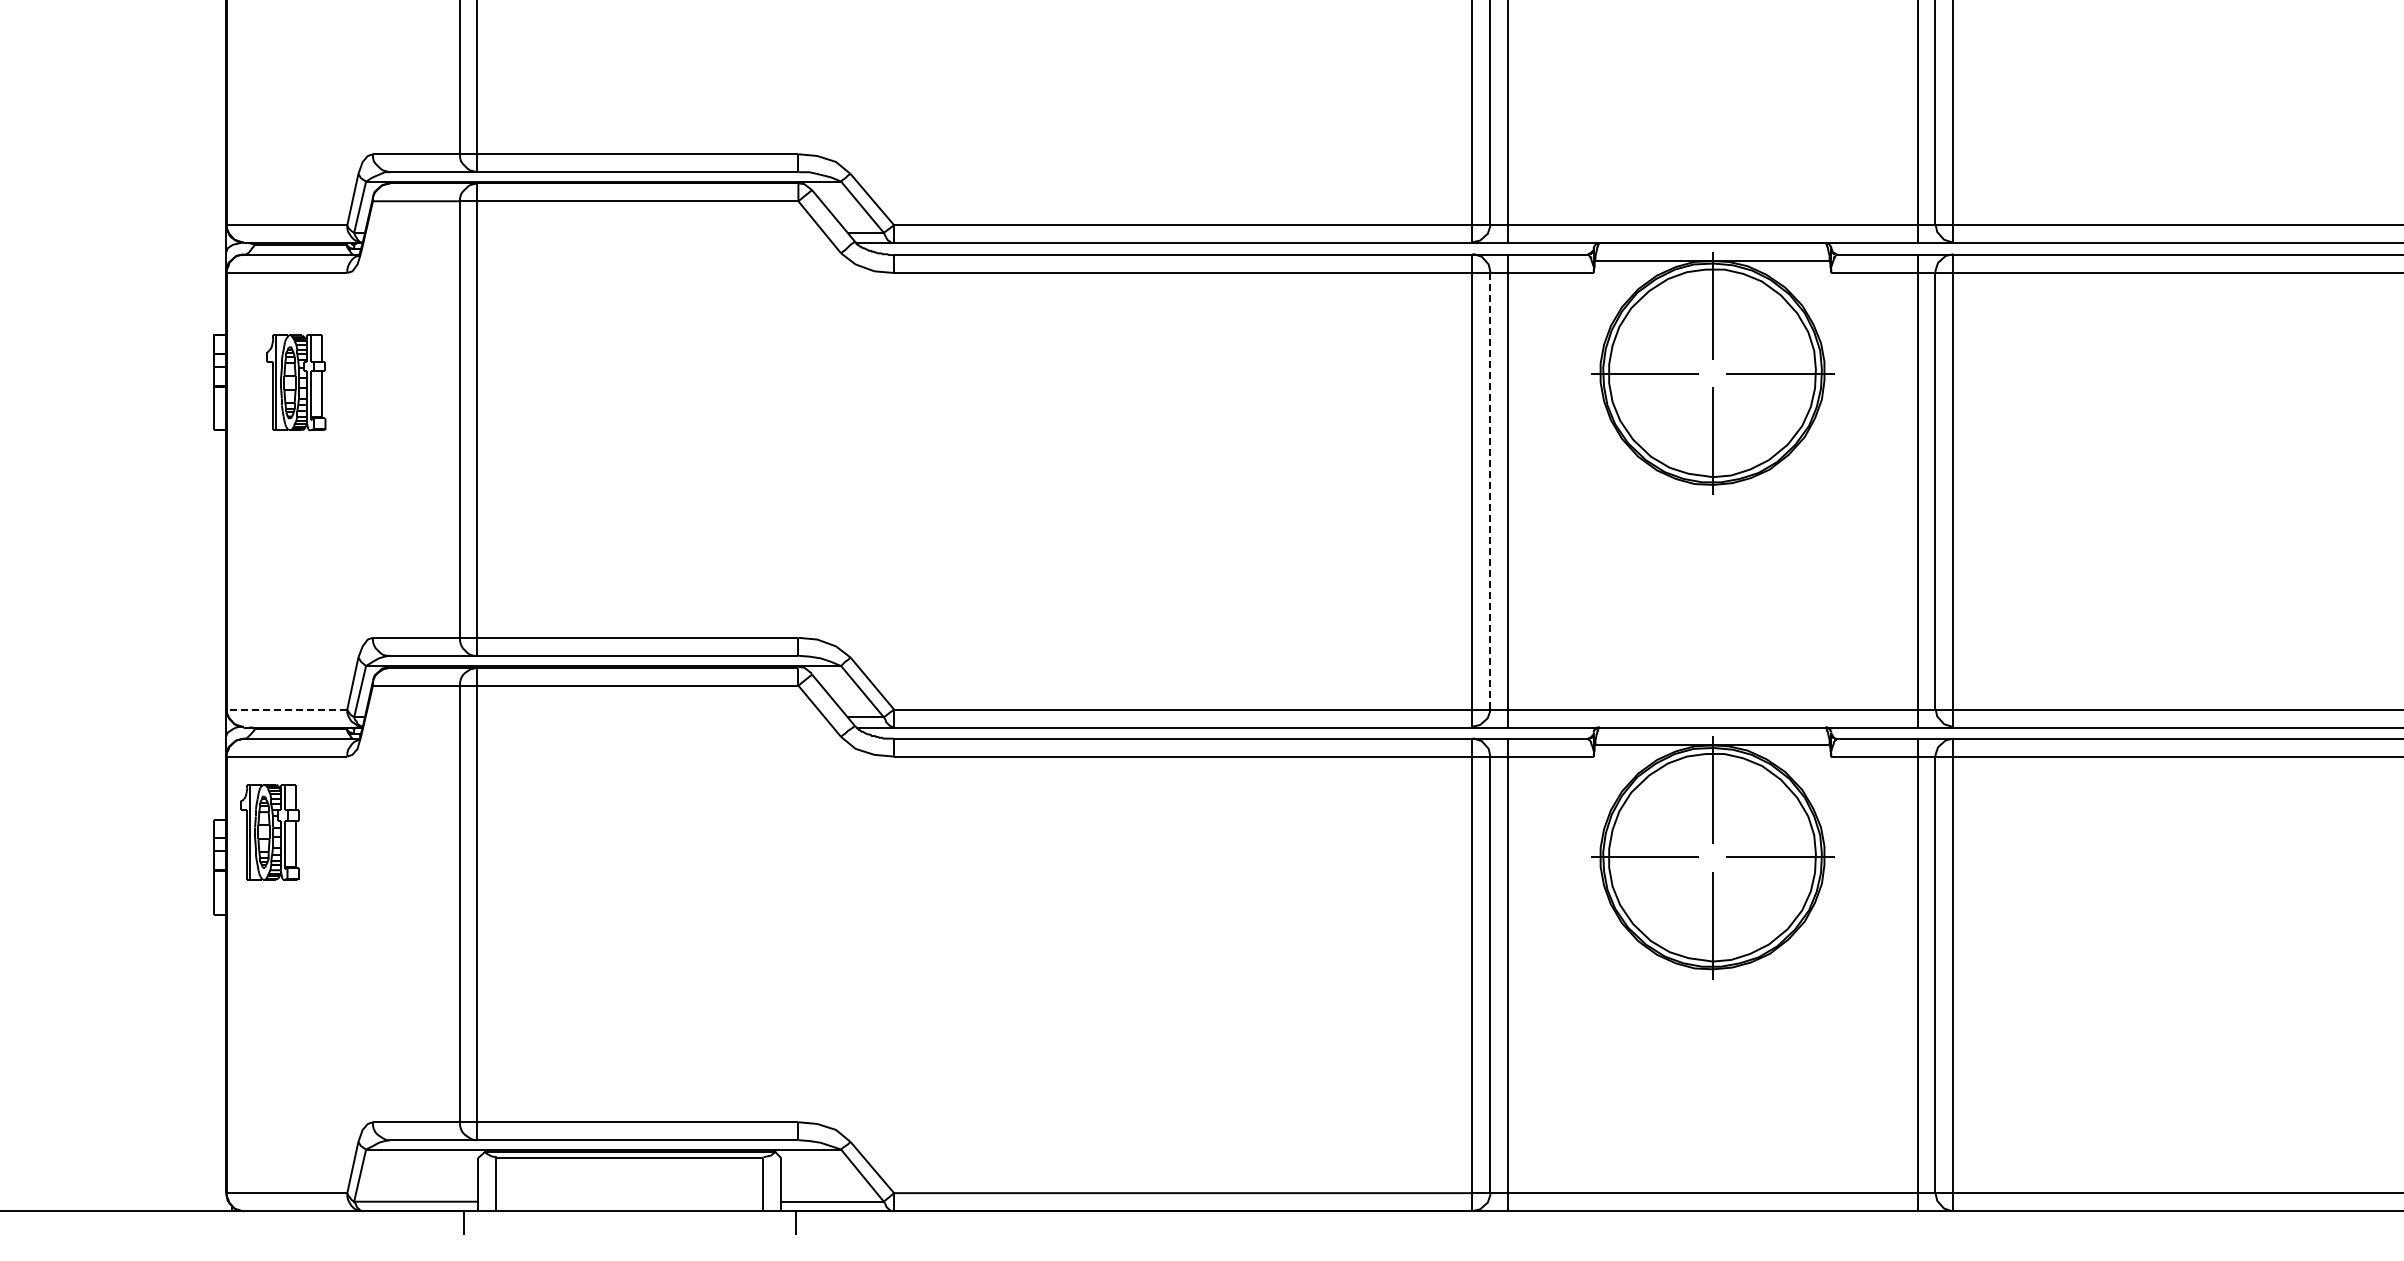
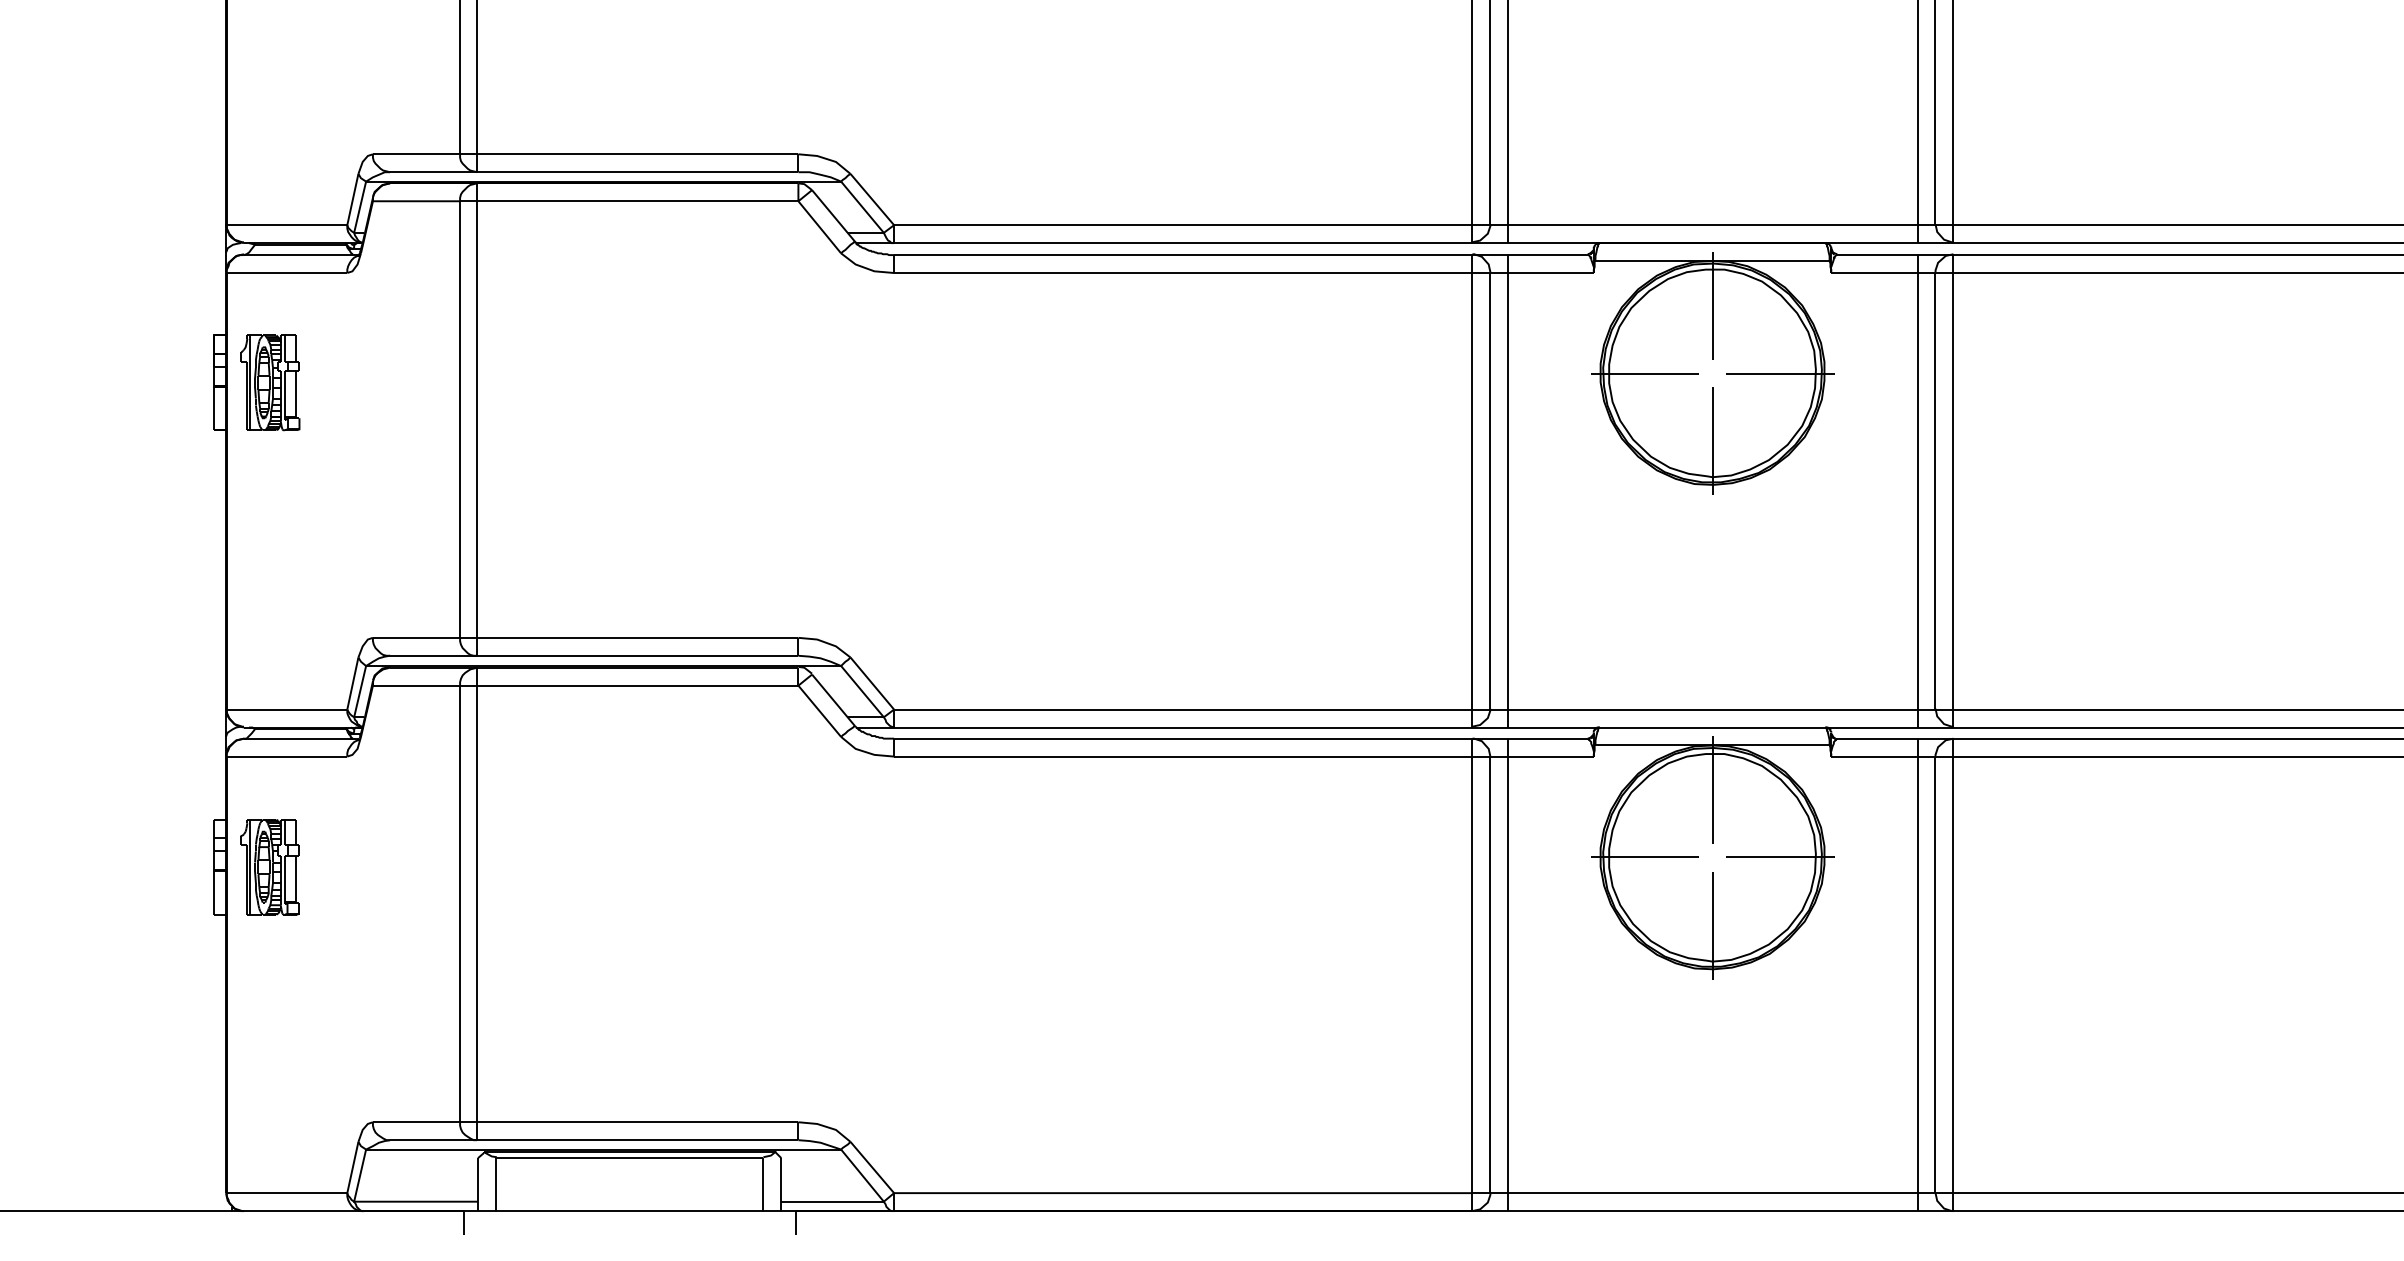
part position: (296, 382) -> (270, 382) (270, 382)
line: dashed -> solid (1490, 491)
line: dashed -> solid (286, 709)
part position: (269, 832) -> (269, 867) (269, 867)
